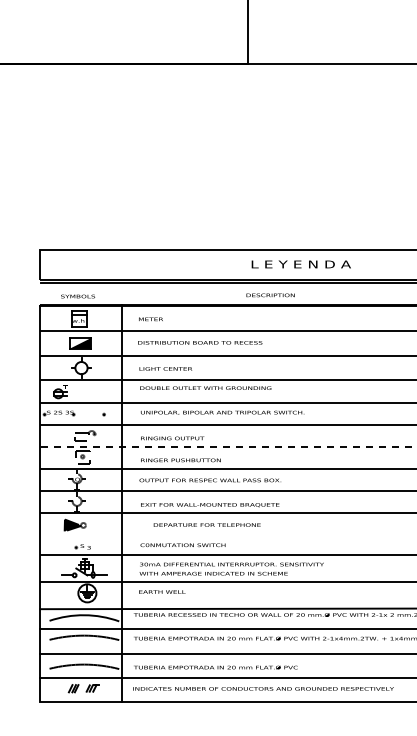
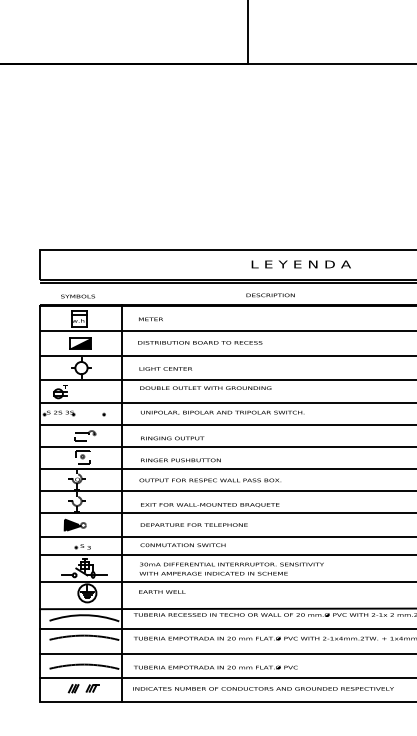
line: dashed -> solid (228, 447)
text position: (206, 524) -> (193, 524) (193, 524)
line: none -> present (226, 536)
